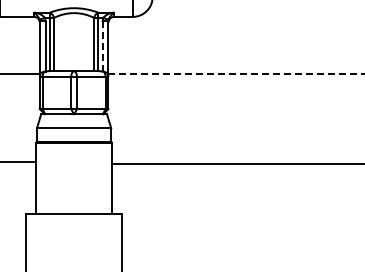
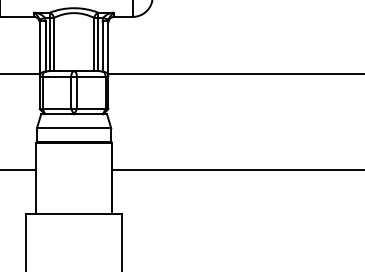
line: dashed -> solid (102, 46)
line: dashed -> solid (236, 74)
line position: (18, 161) -> (18, 169) (18, 169)
line position: (236, 163) -> (236, 169) (236, 169)
